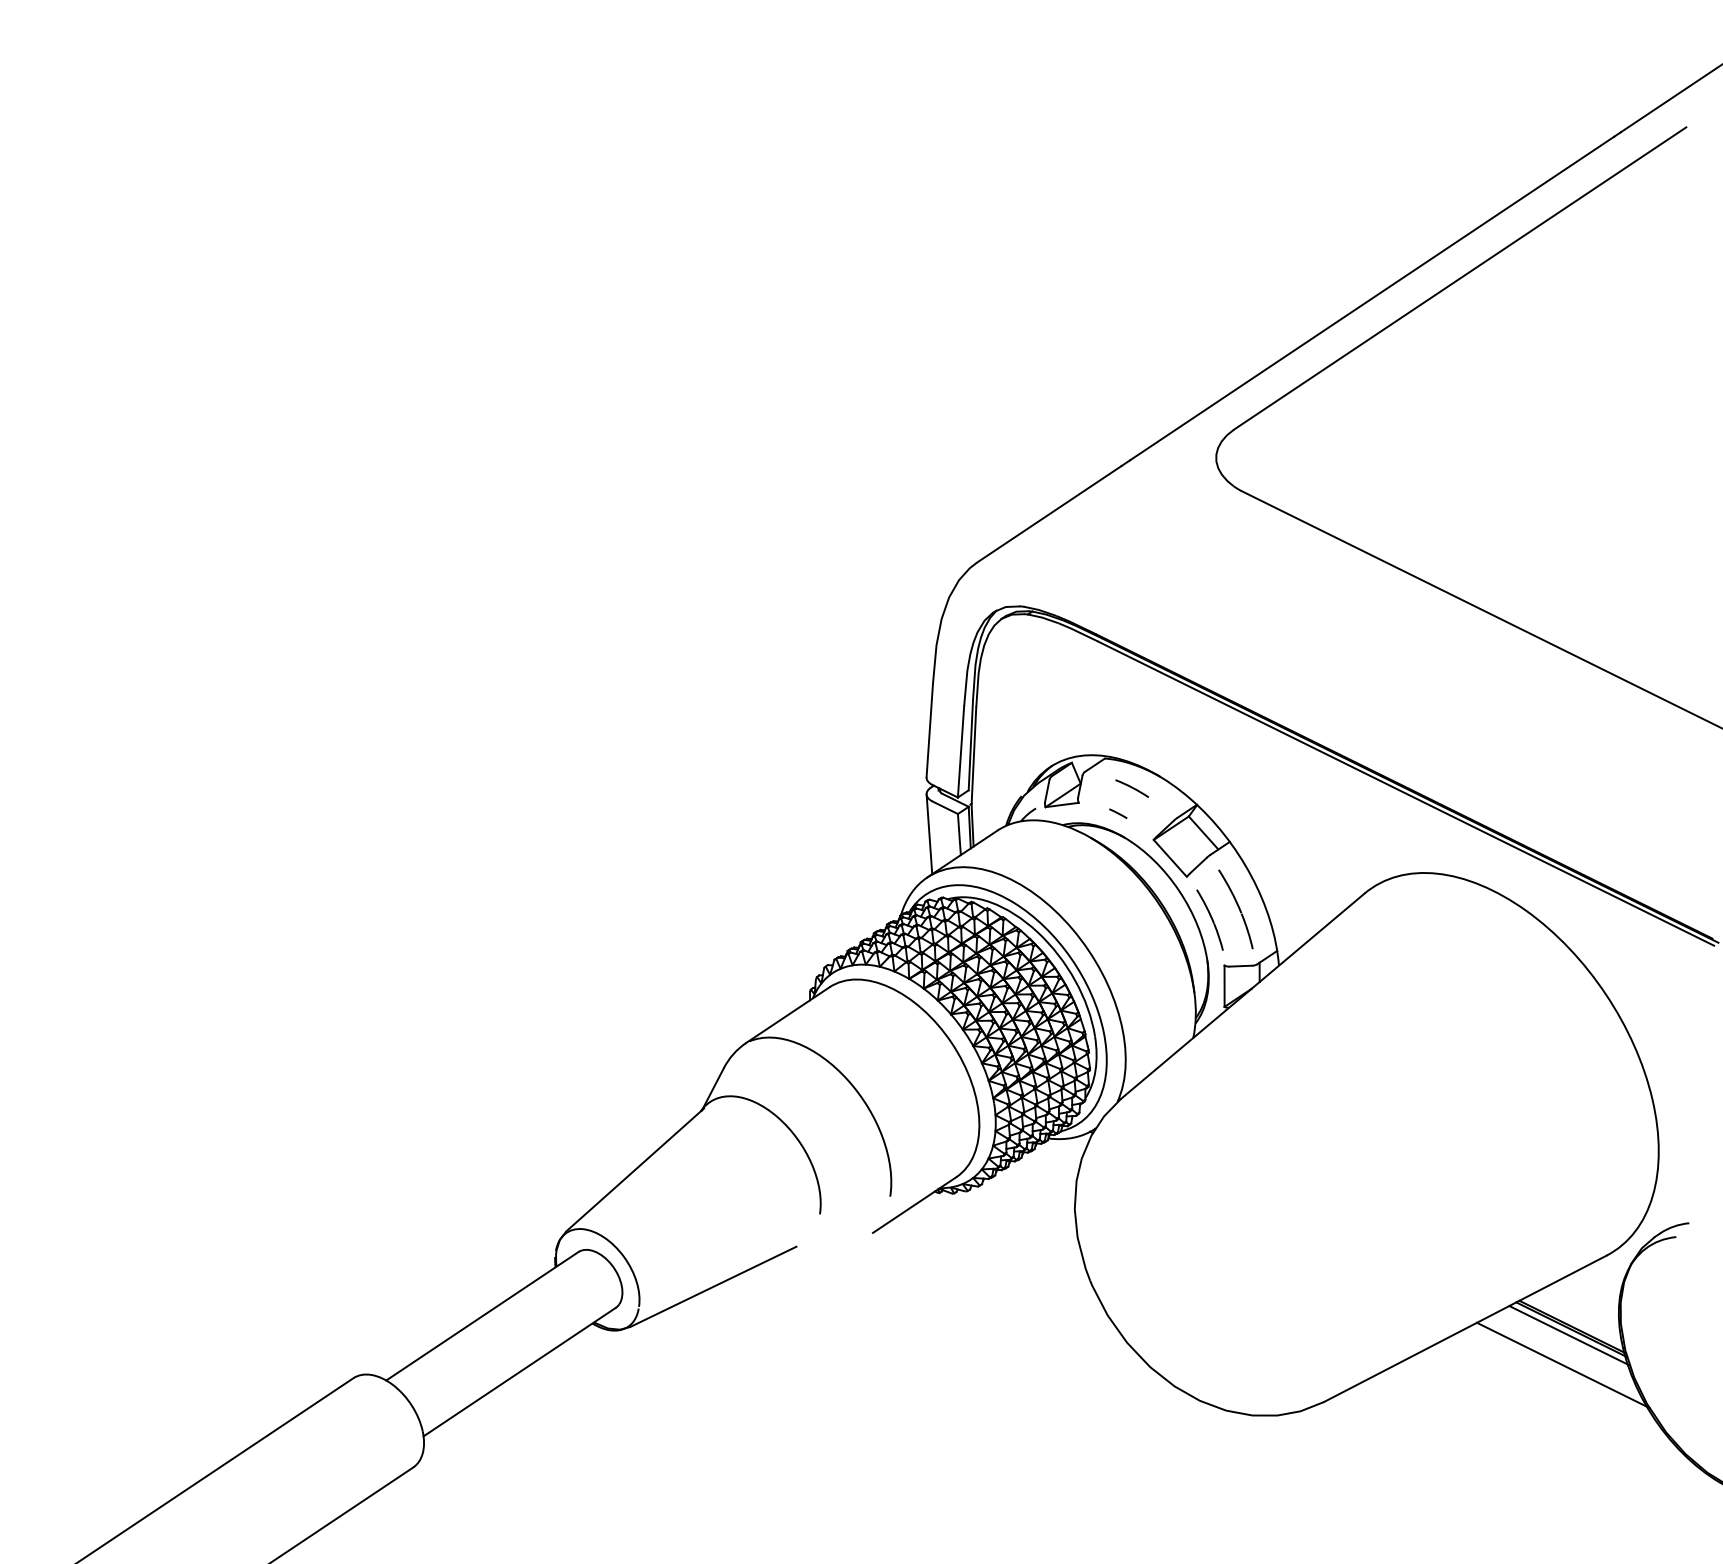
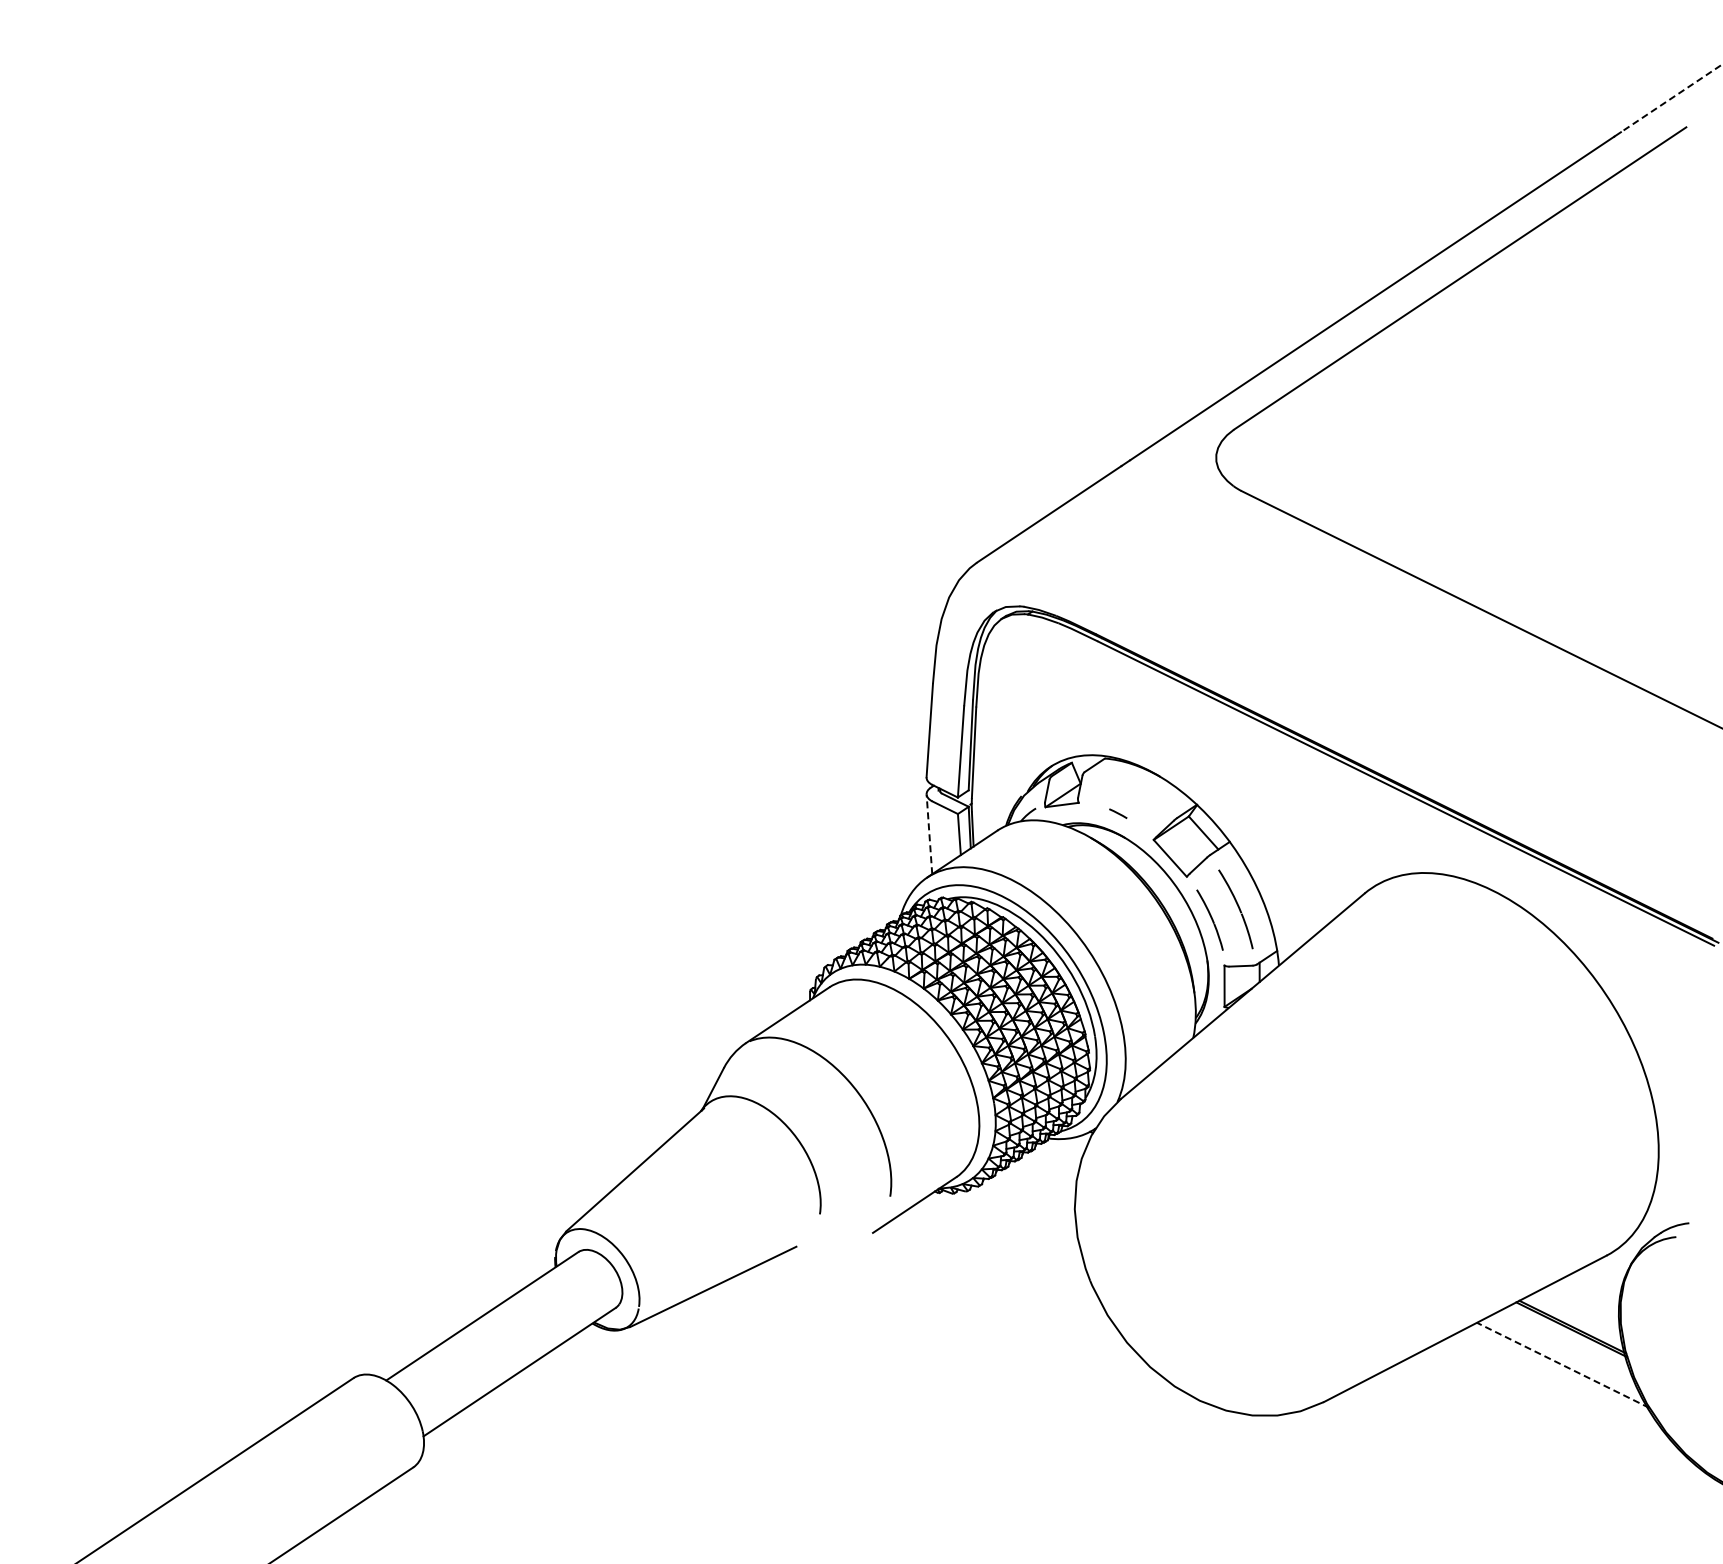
line: solid -> dashed (1671, 98)
curve: present -> none (1132, 788)
line: solid -> dashed (929, 834)
line: present -> none (1569, 1335)
line: solid -> dashed (1562, 1365)
